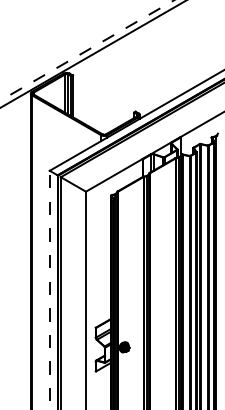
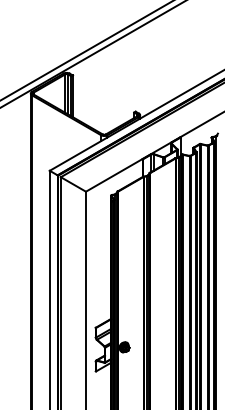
line: dashed -> solid (88, 50)
line: dashed -> solid (49, 289)
